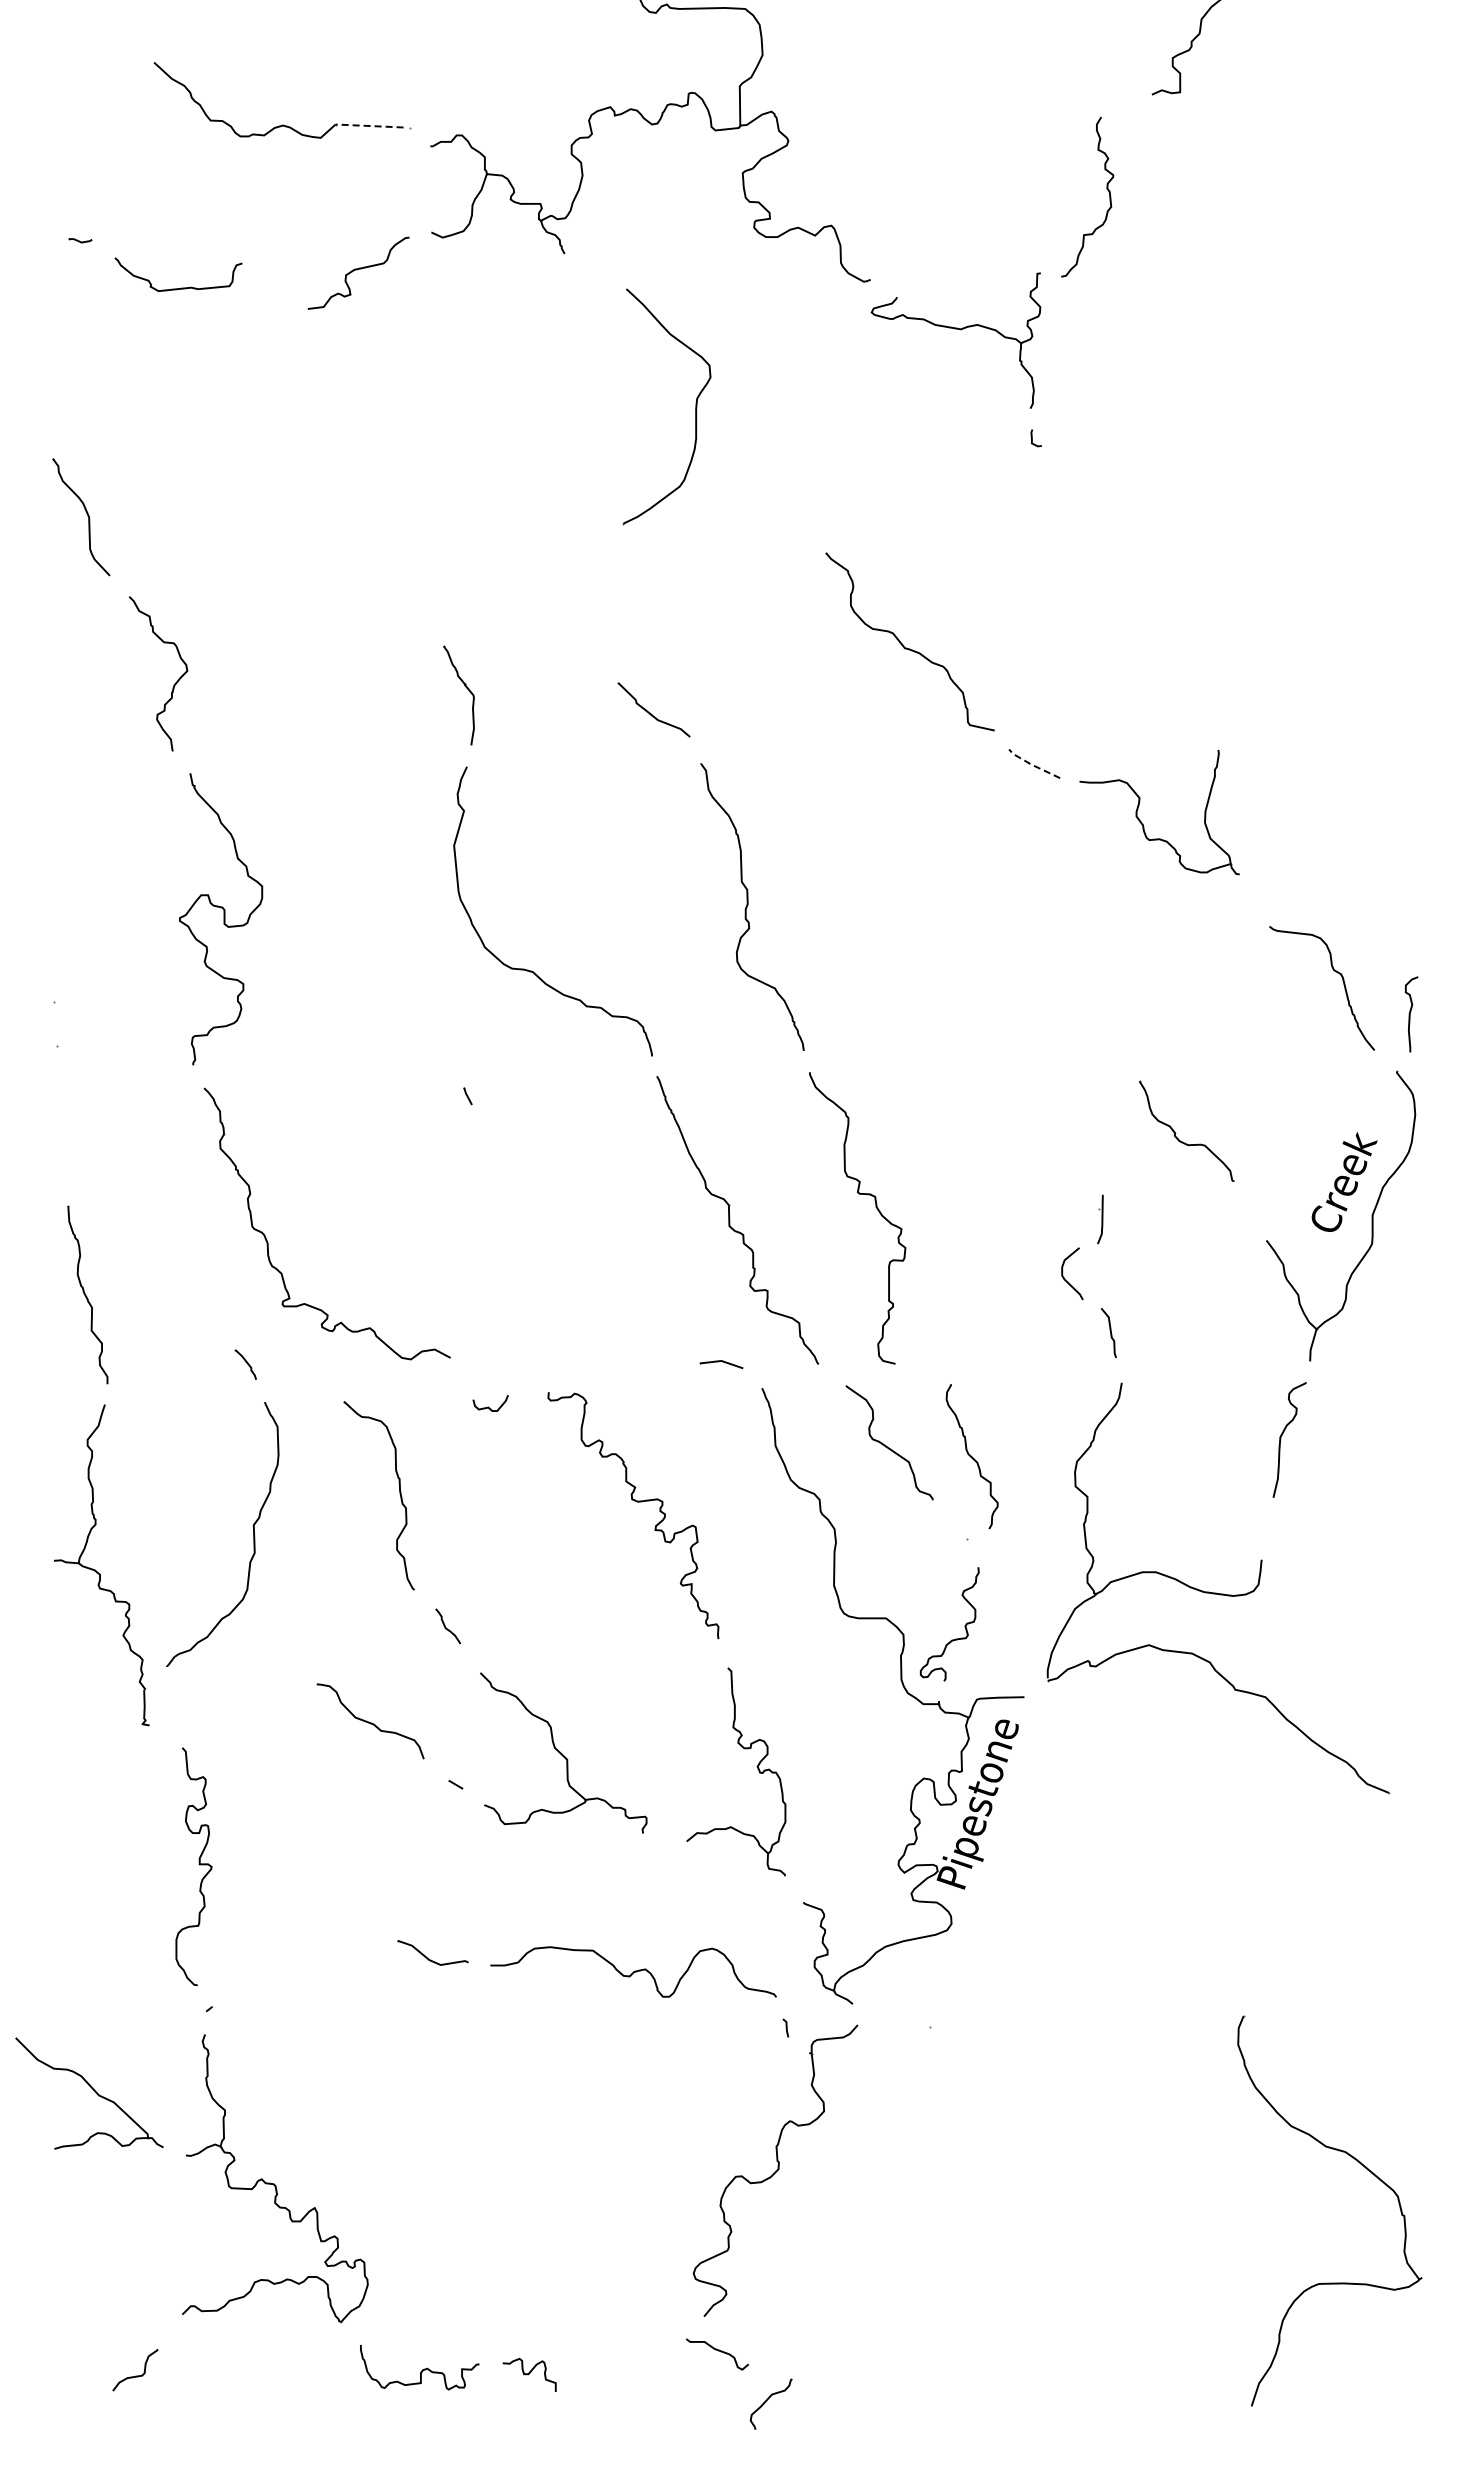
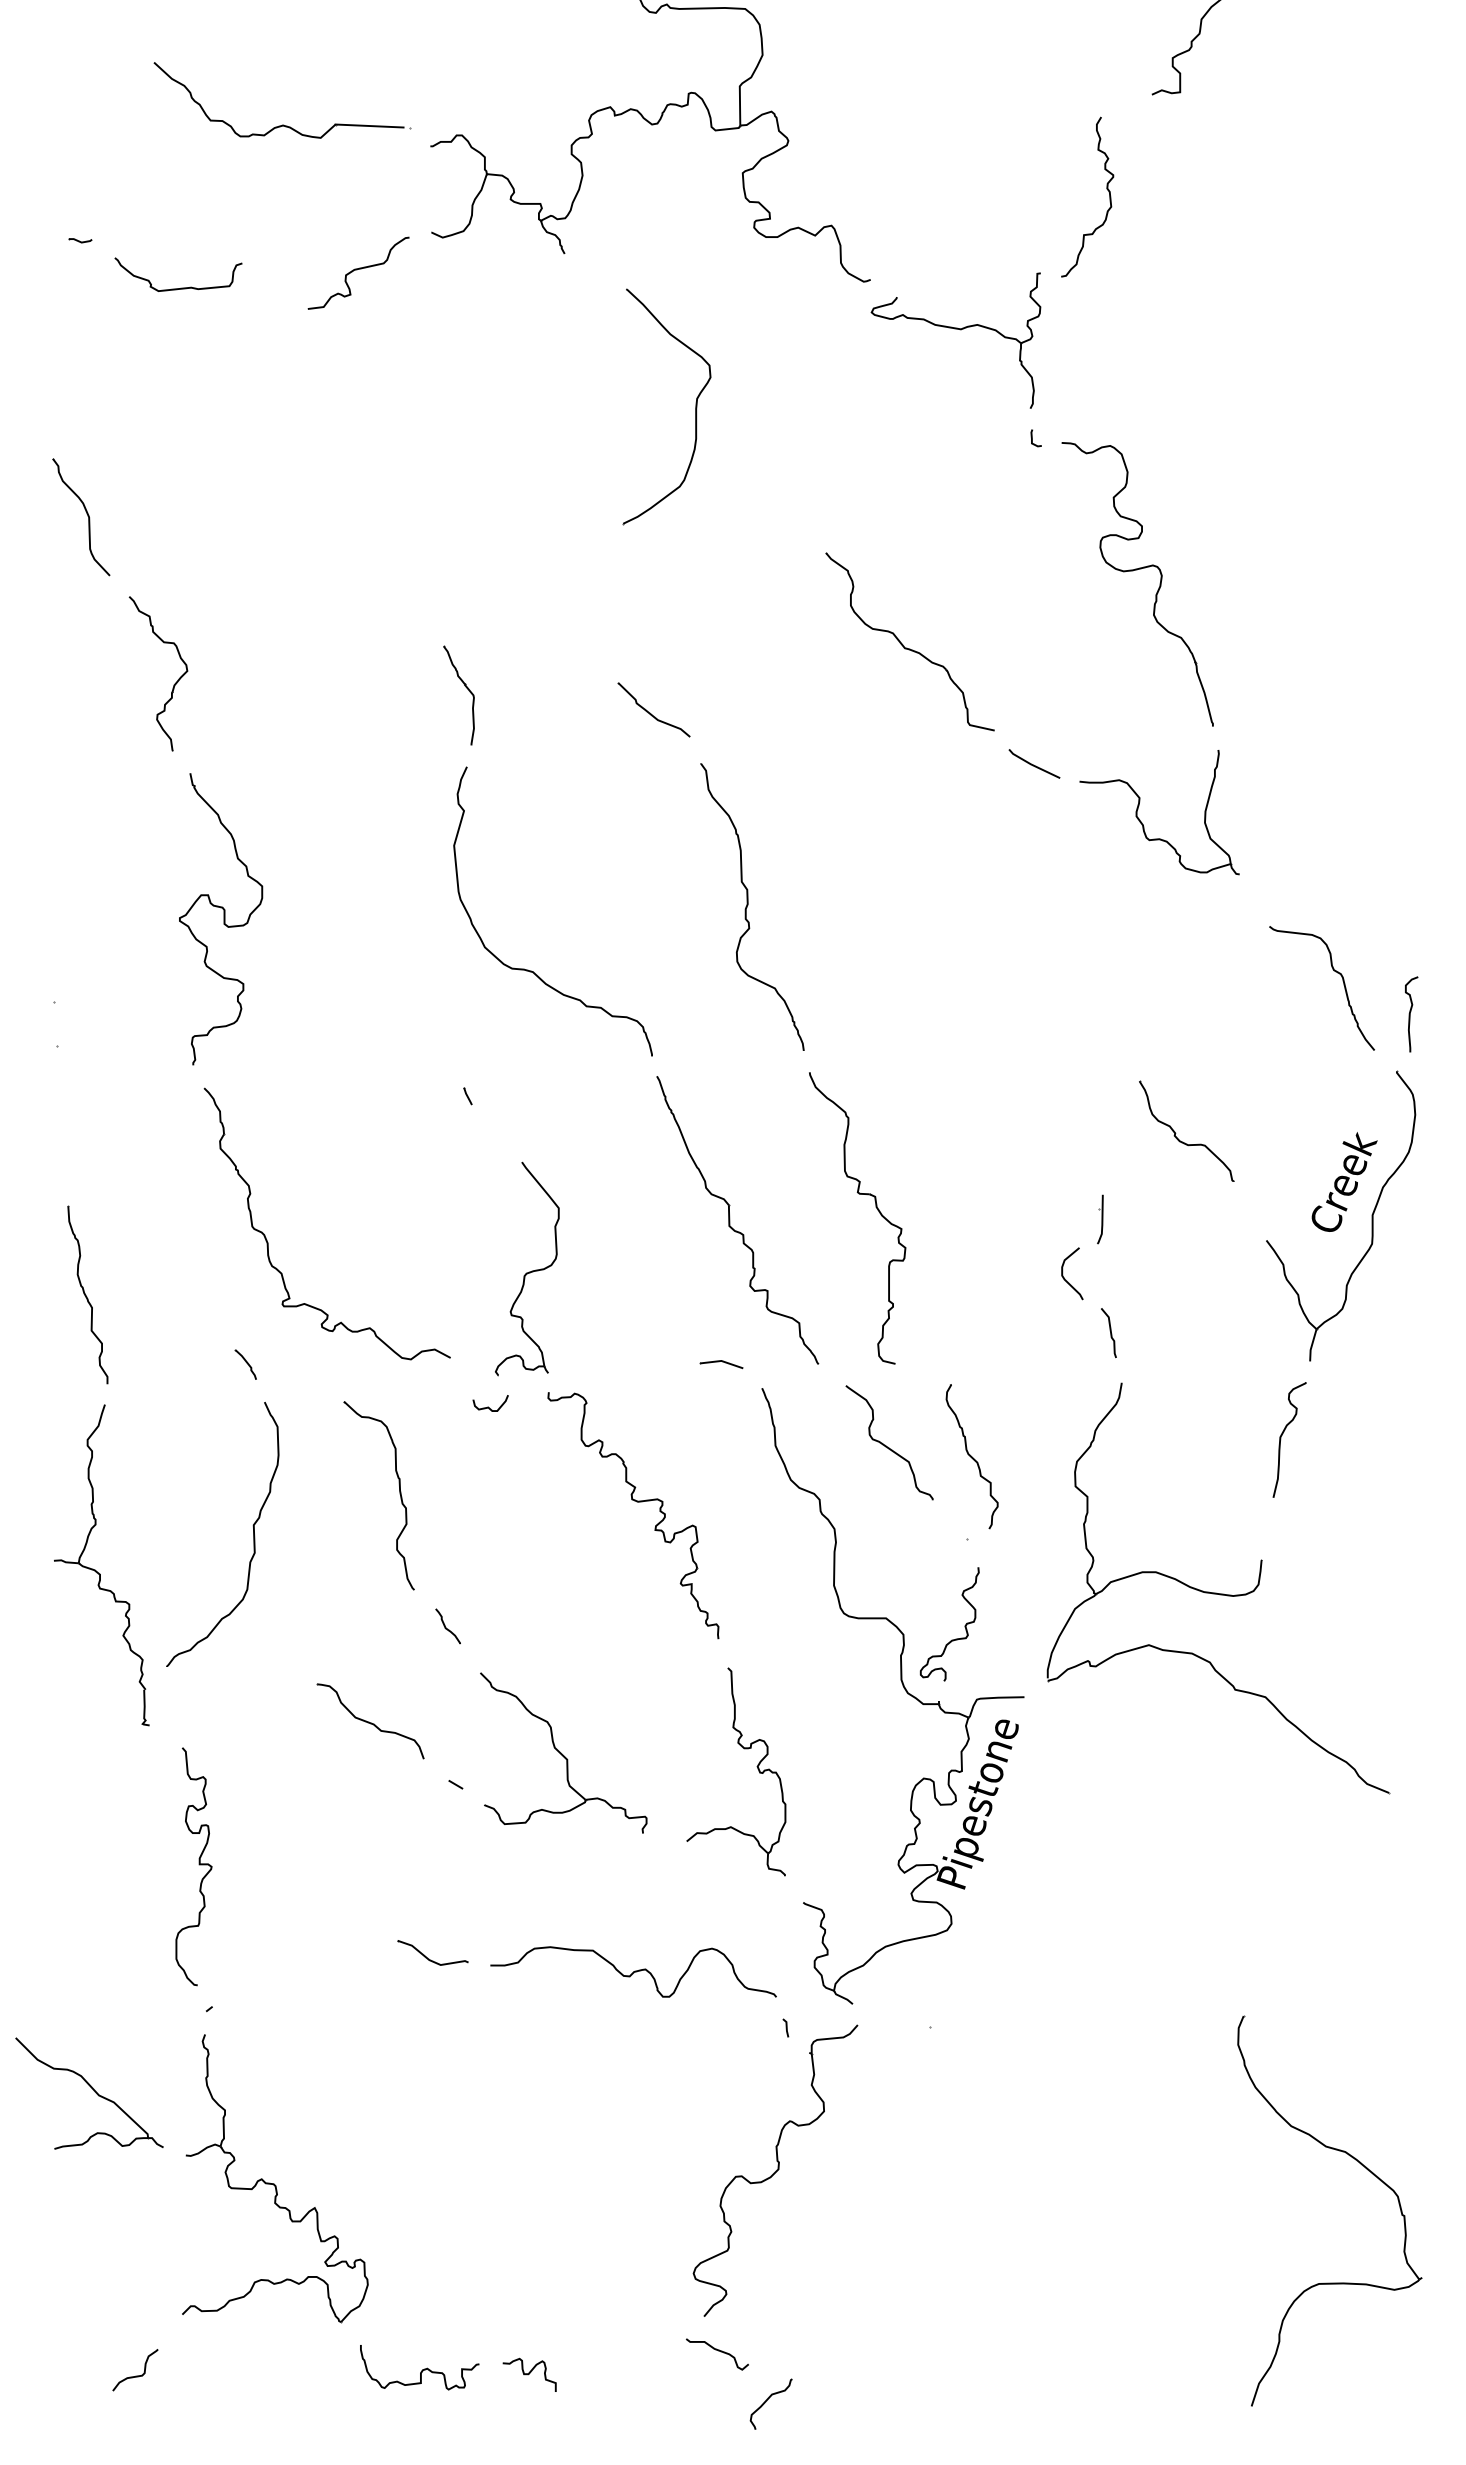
line: dashed -> solid (369, 126)
part: none -> present (1133, 571)
line: dashed -> solid (1032, 765)
part: none -> present (527, 1268)
